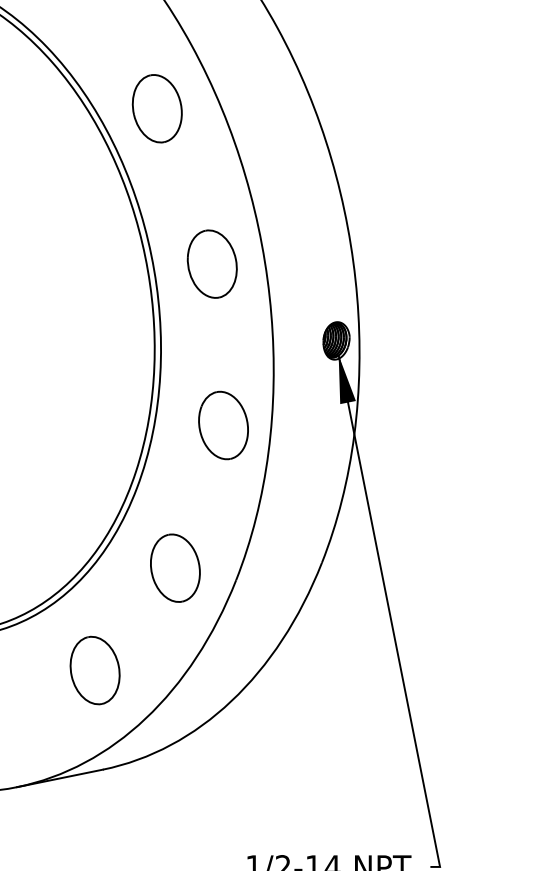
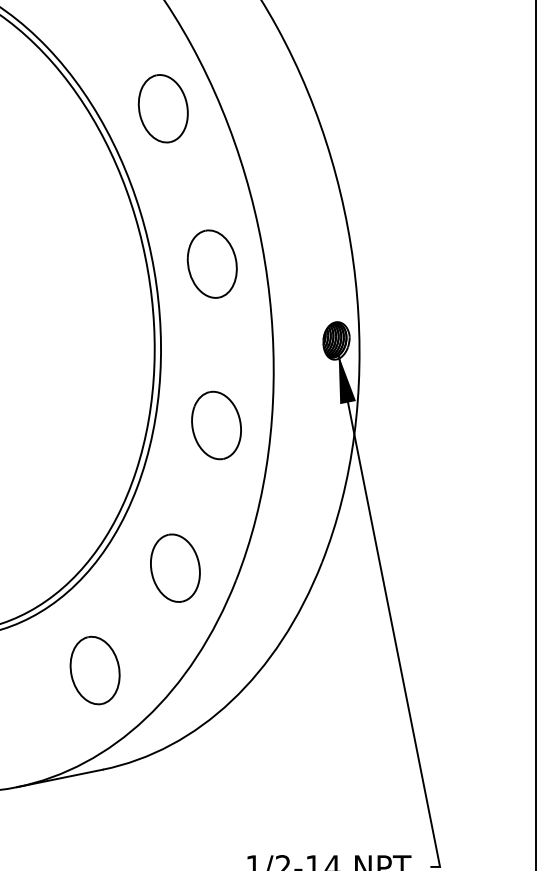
part position: (156, 108) -> (162, 108) (162, 108)
part position: (223, 425) -> (216, 425) (216, 425)
line: none -> present (535, 434)
